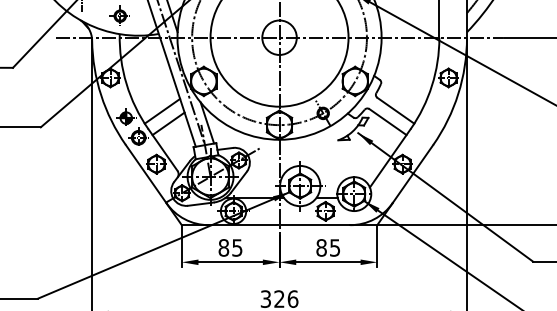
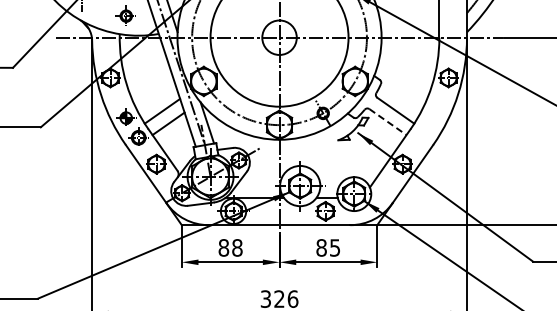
part position: (119, 15) -> (125, 15) (125, 15)
line: solid -> dashed (387, 122)
text: 85 -> 88 (237, 247)
